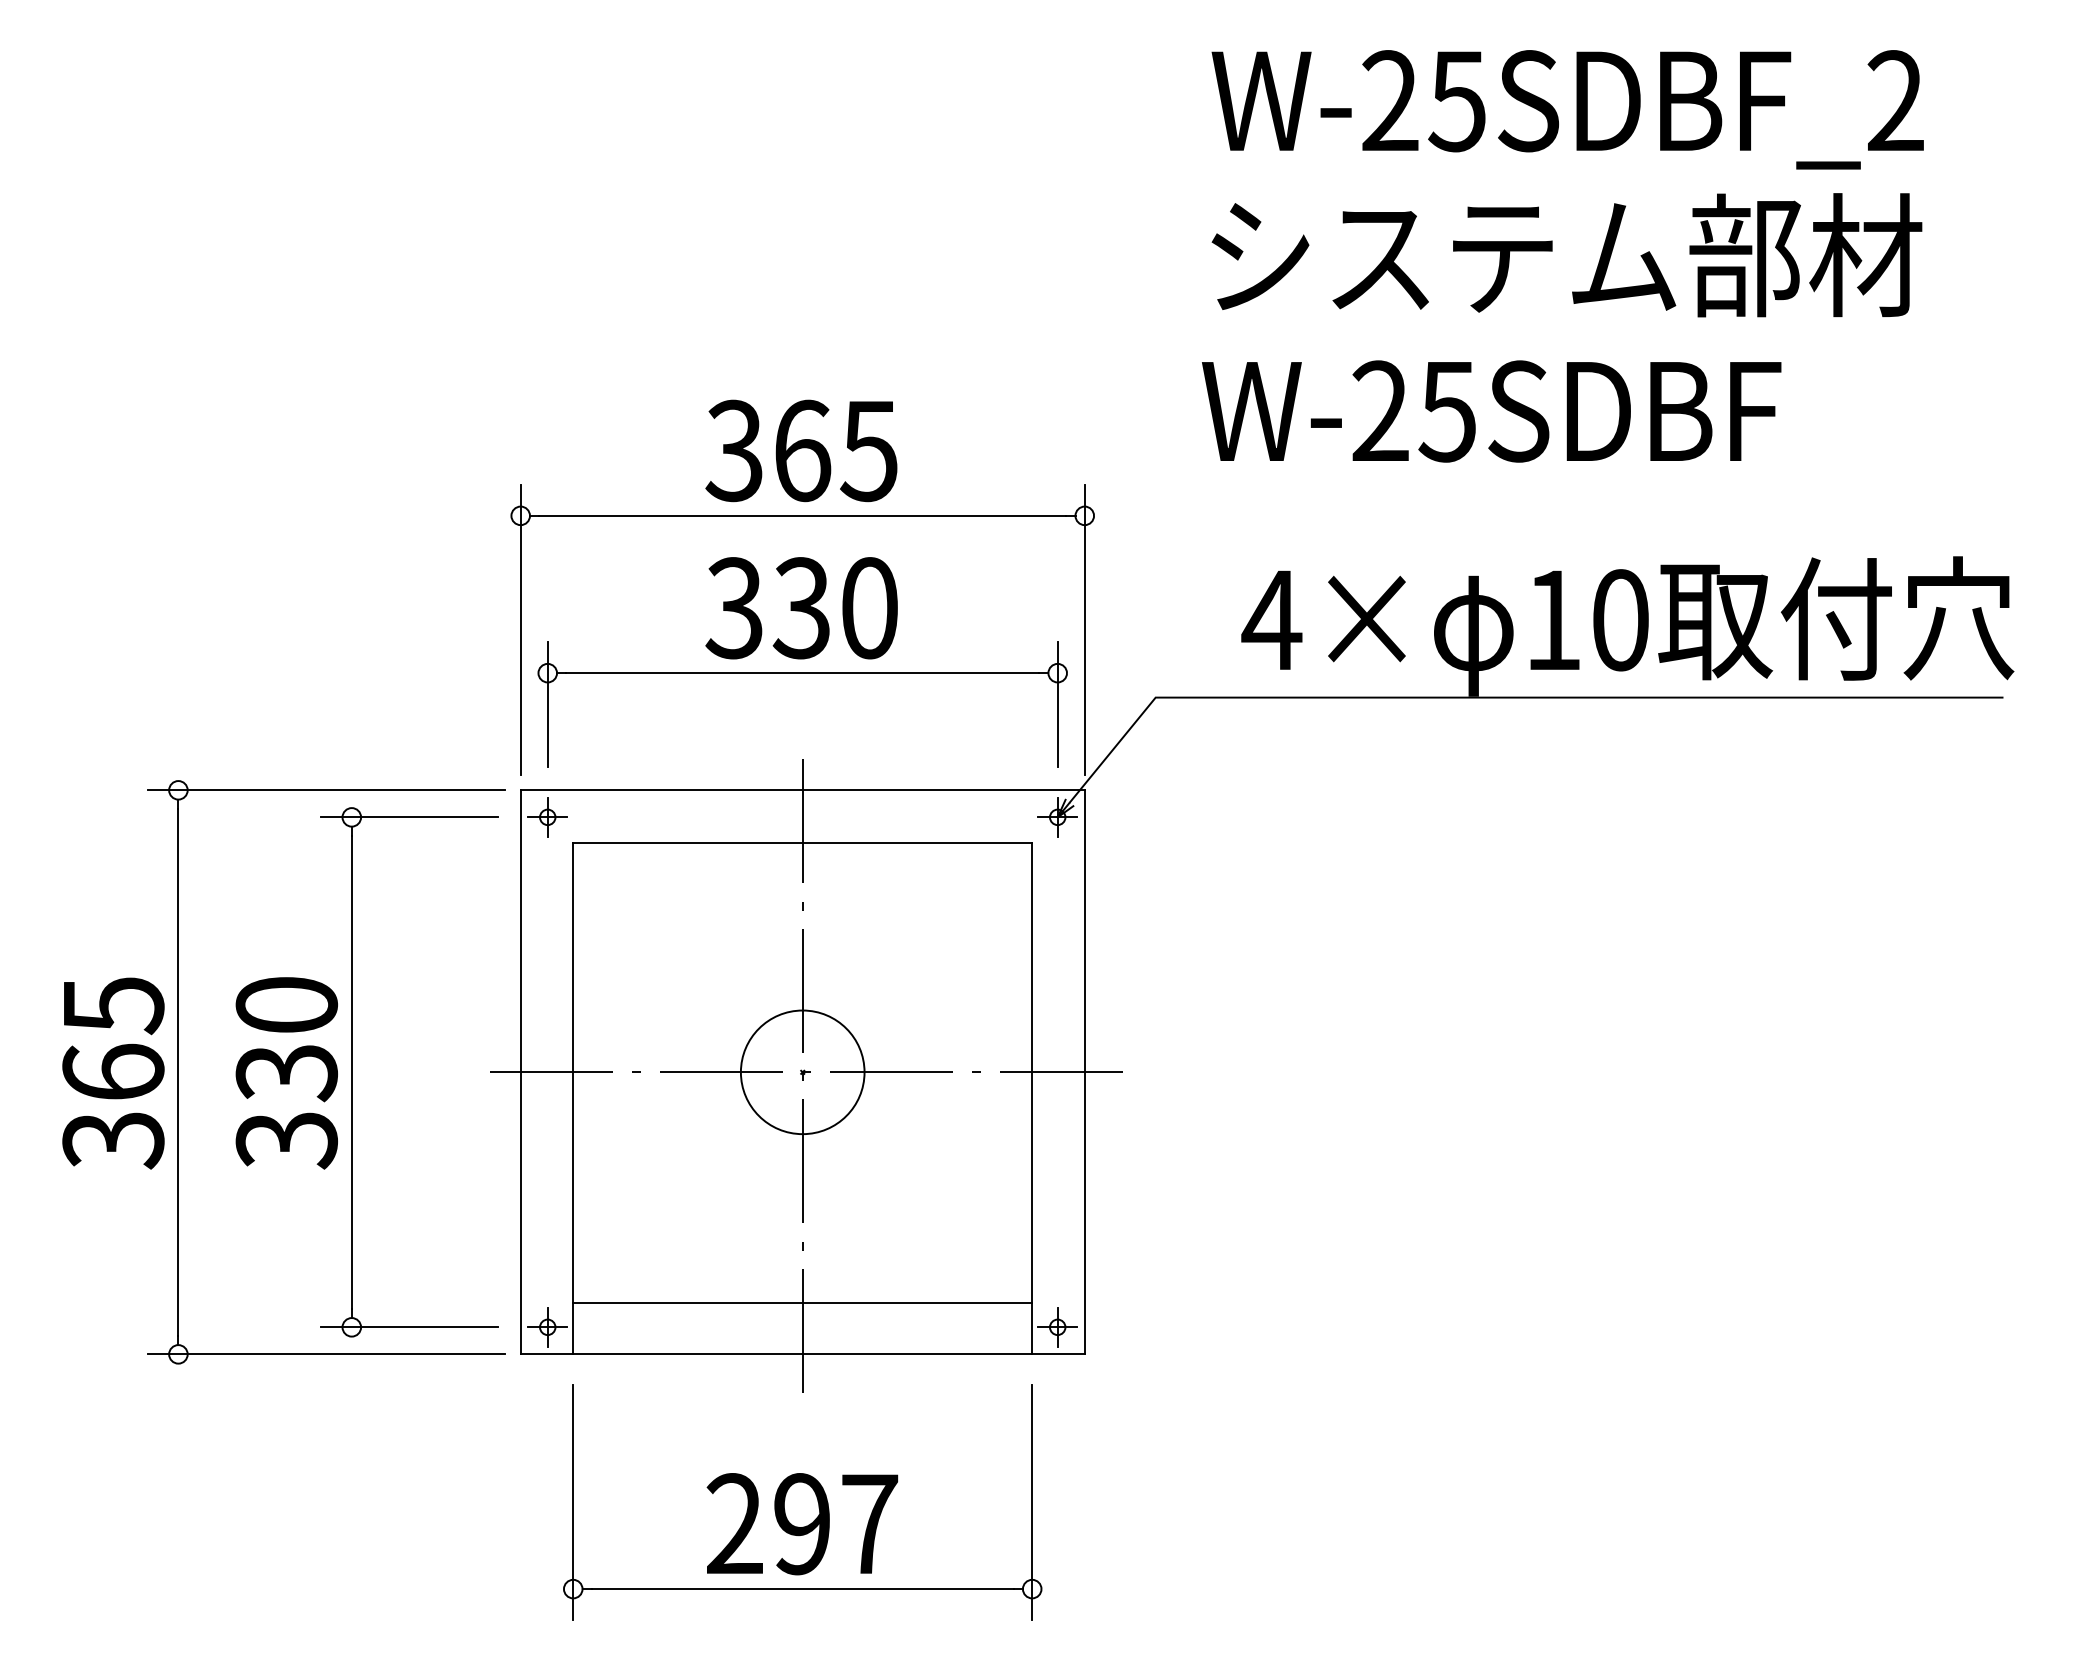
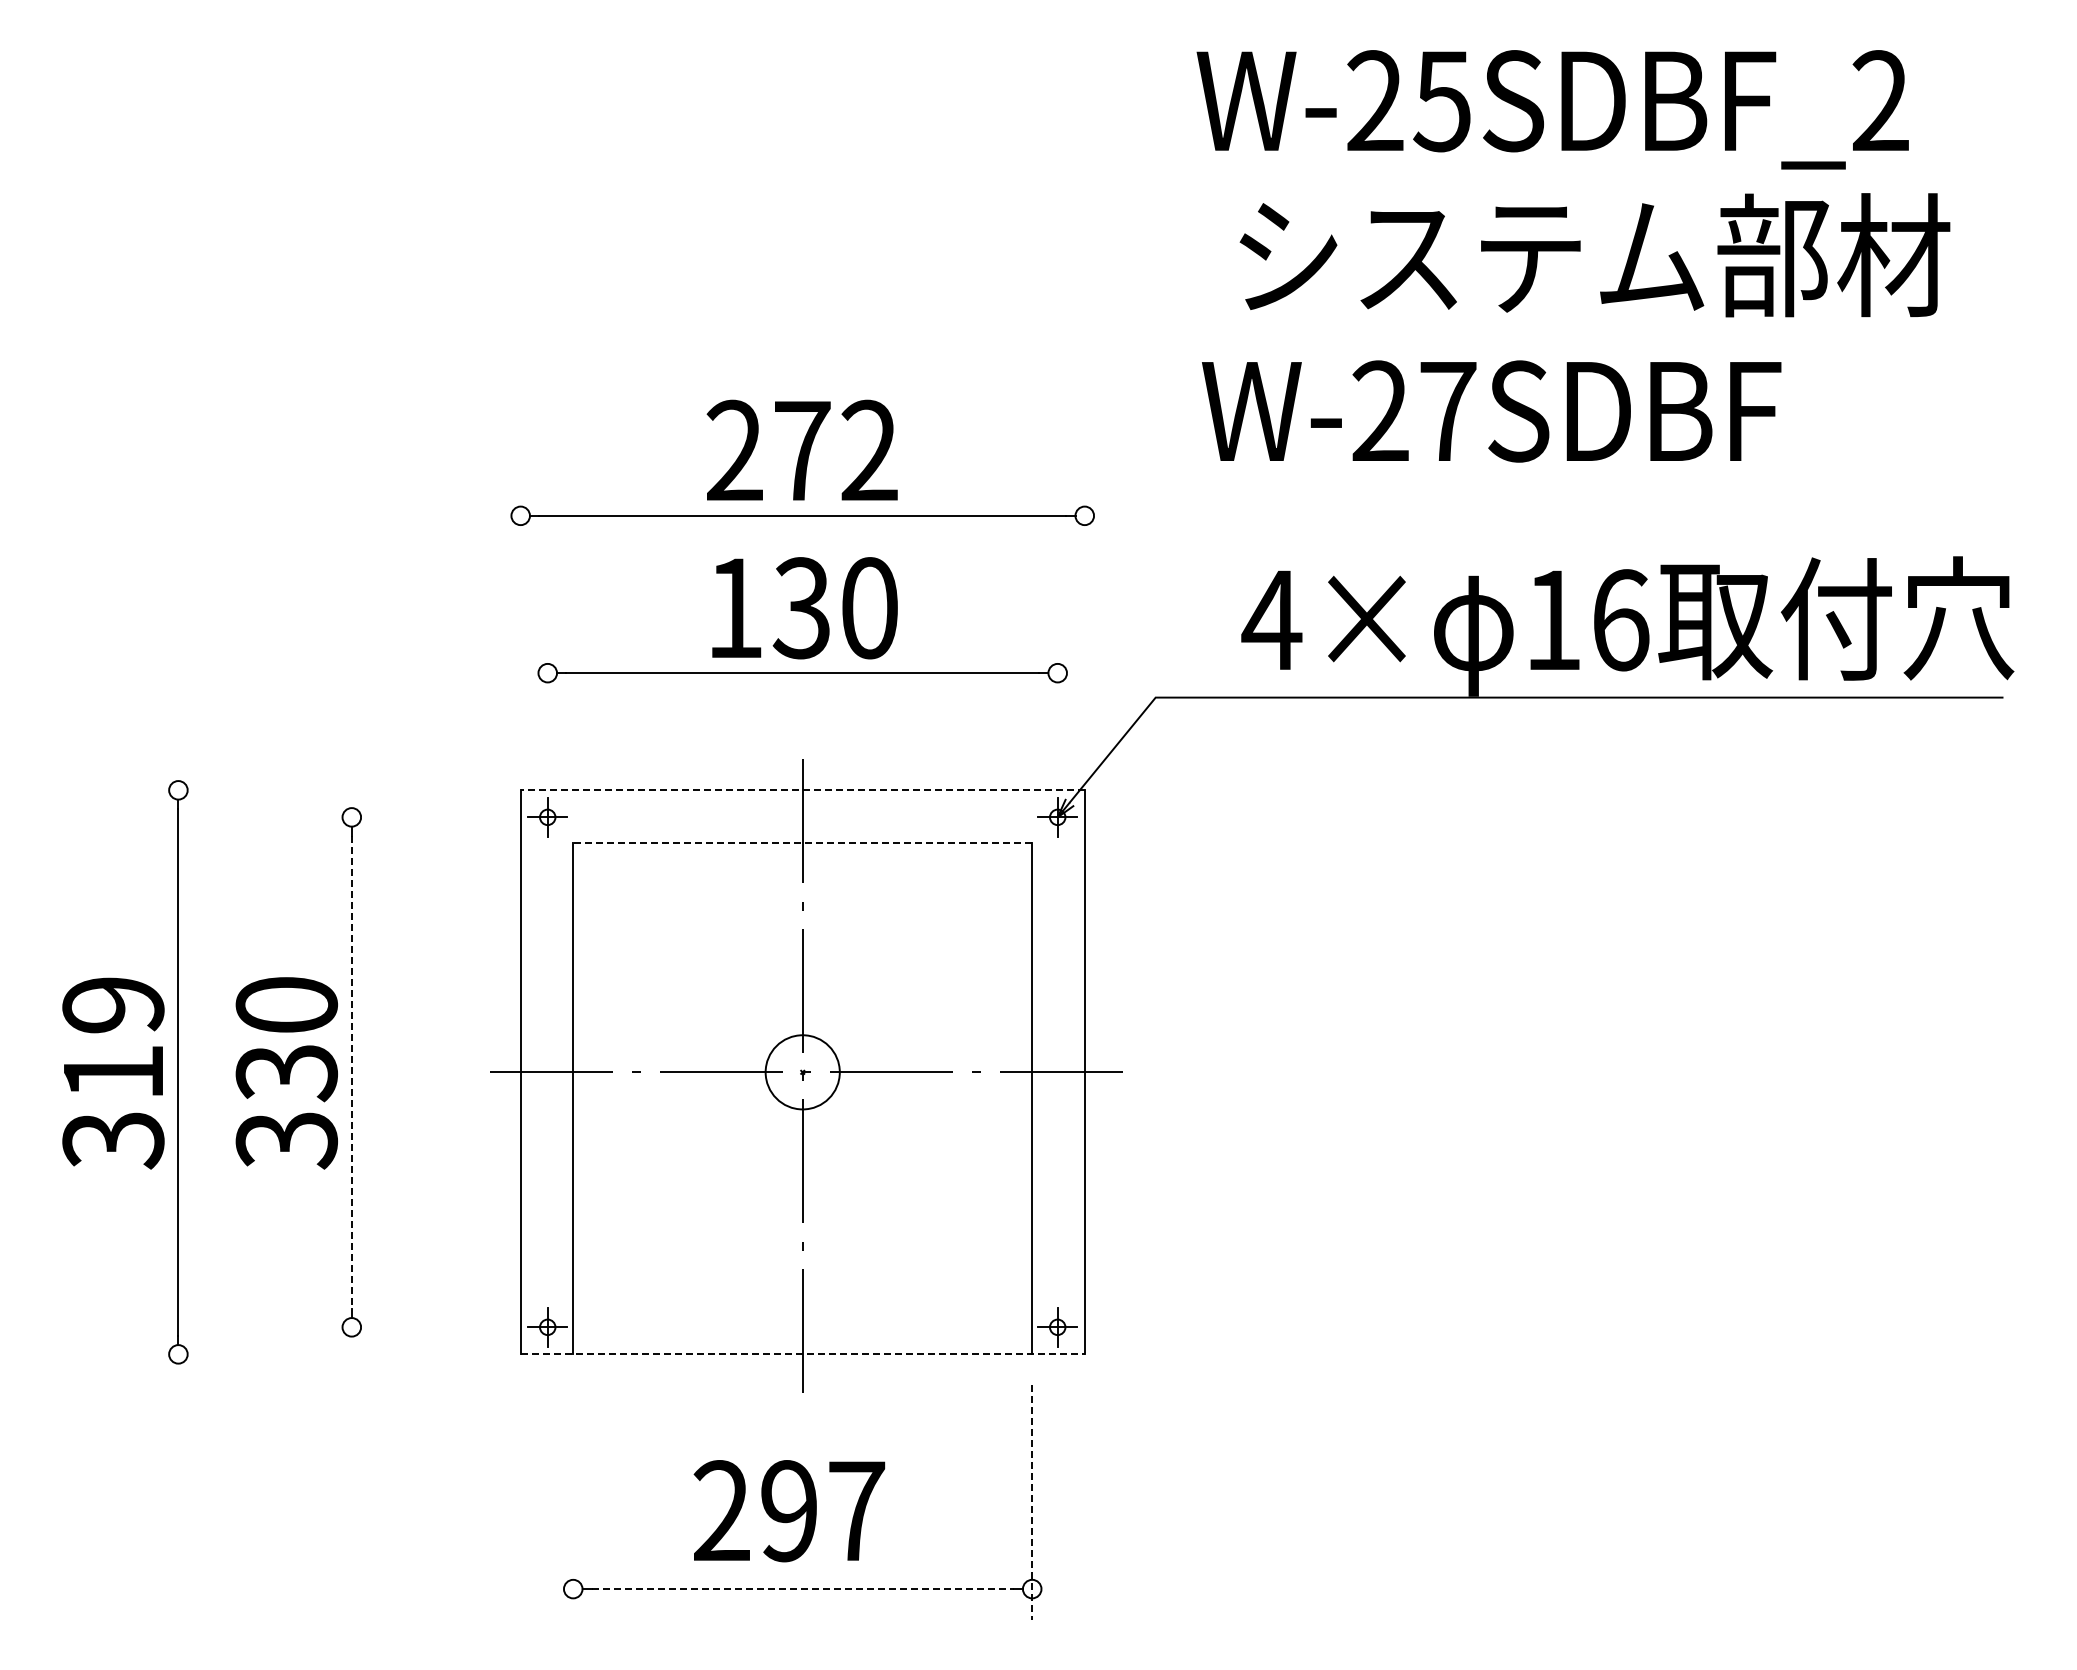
text position: (1567, 109) -> (1552, 109) (1552, 109)
text position: (1566, 255) -> (1594, 255) (1594, 255)
text: W-25SDBF -> W-27SDBF (1447, 412)
text: 365 -> 272 (801, 450)
text: 330 -> 130 (733, 608)
text: 10 -> 16 (1621, 620)
line: present -> none (520, 629)
line: present -> none (1084, 629)
line: present -> none (547, 704)
line: present -> none (1057, 704)
line: present -> none (326, 790)
line: solid -> dashed (802, 790)
line: present -> none (408, 817)
line: solid -> dashed (802, 842)
text: 365 -> 319 (113, 1038)
line: solid -> dashed (351, 1072)
circle diameter: 124 px -> 74 px (802, 1072)
line: present -> none (802, 1303)
line: present -> none (408, 1327)
line: present -> none (326, 1354)
line: solid -> dashed (803, 1354)
line: present -> none (573, 1502)
line: solid -> dashed (1032, 1503)
text position: (802, 1524) -> (789, 1511) (789, 1511)
line: solid -> dashed (802, 1589)
